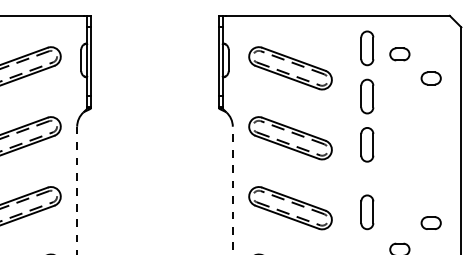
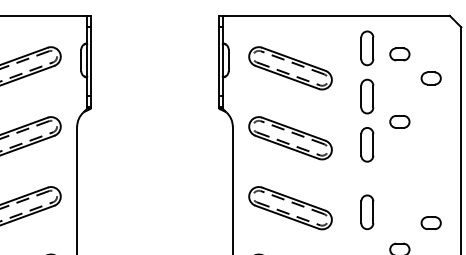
part: none -> present (399, 121)
line: dashed -> solid (77, 190)
line: dashed -> solid (232, 190)
